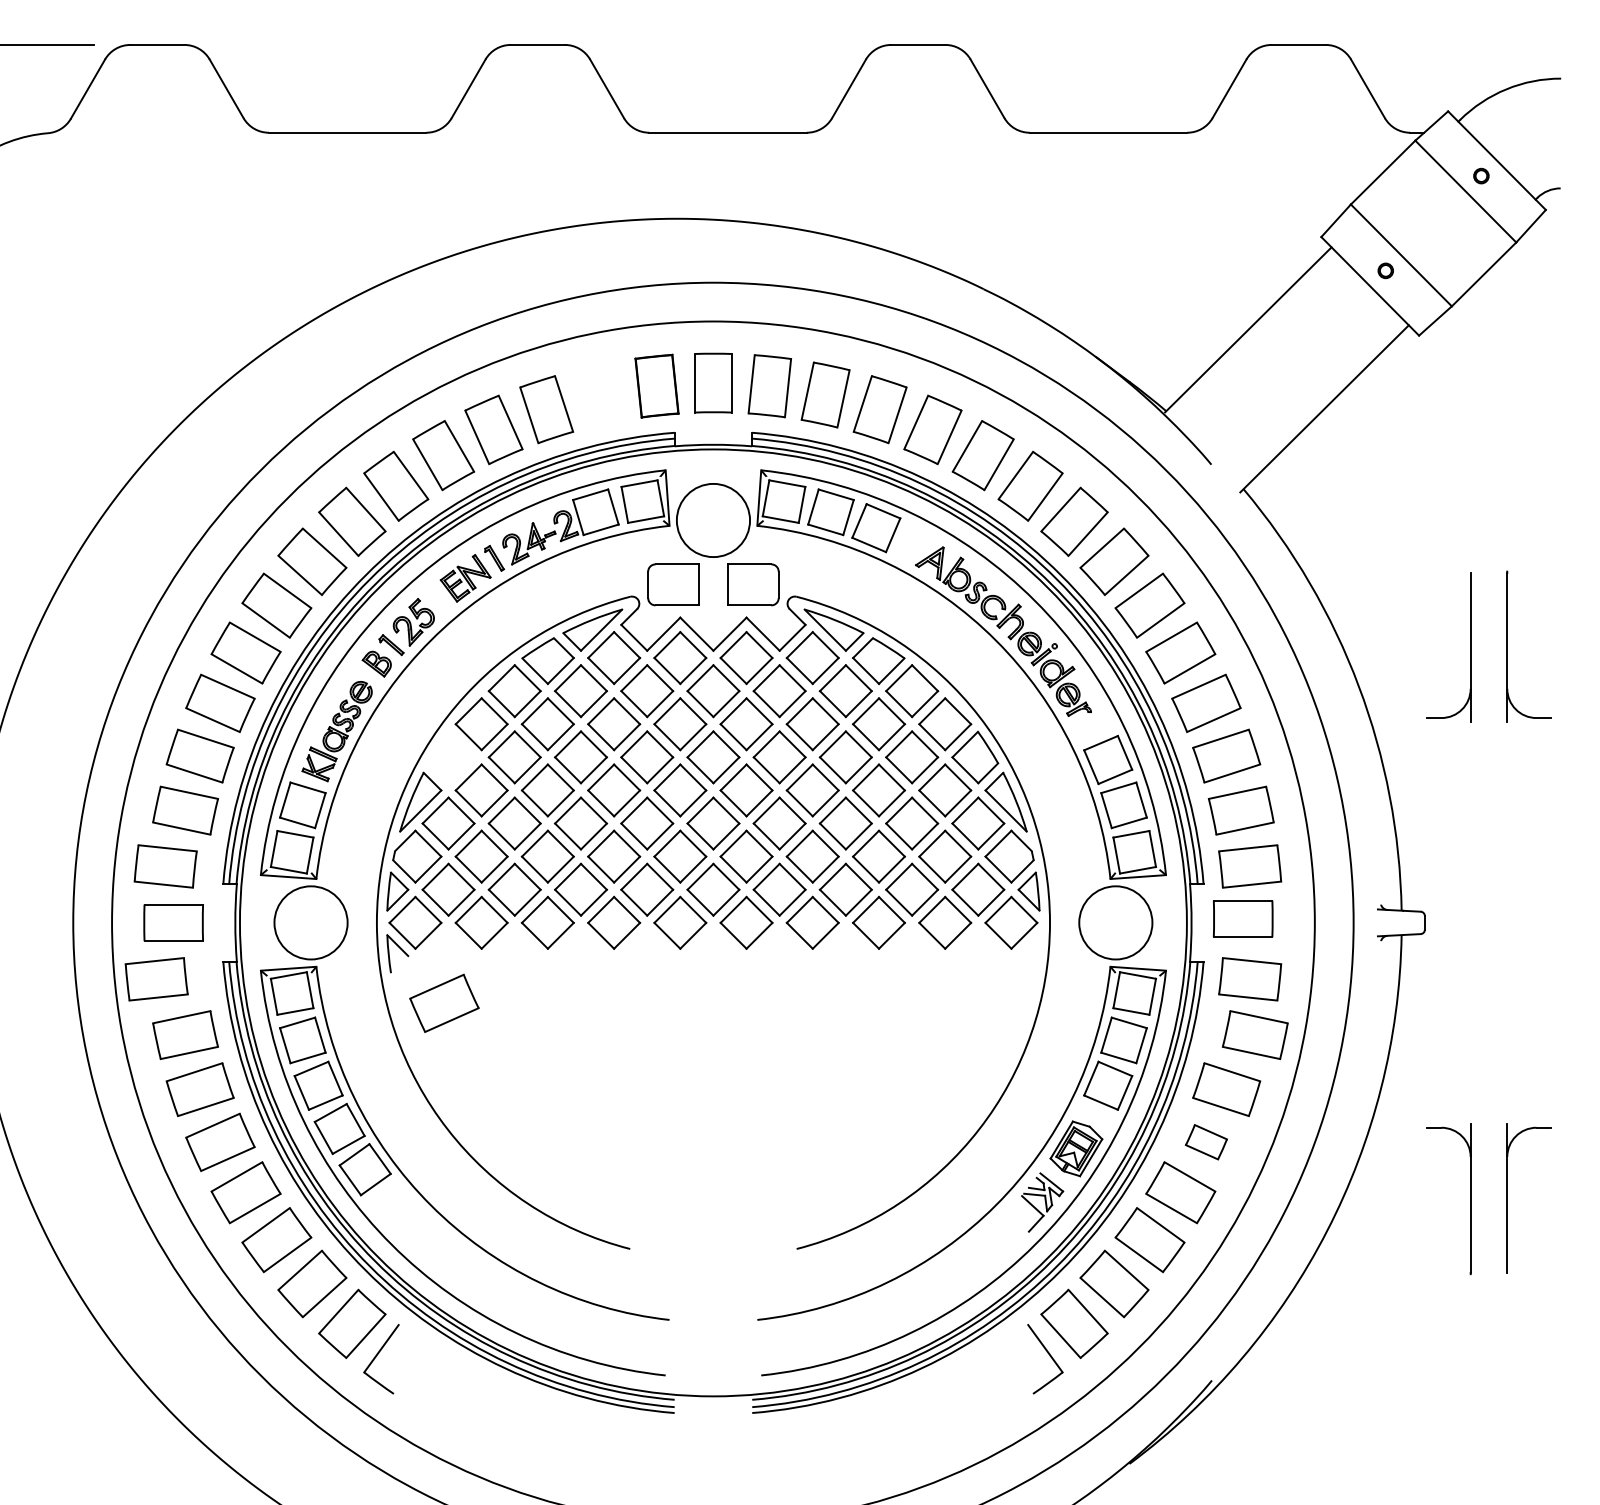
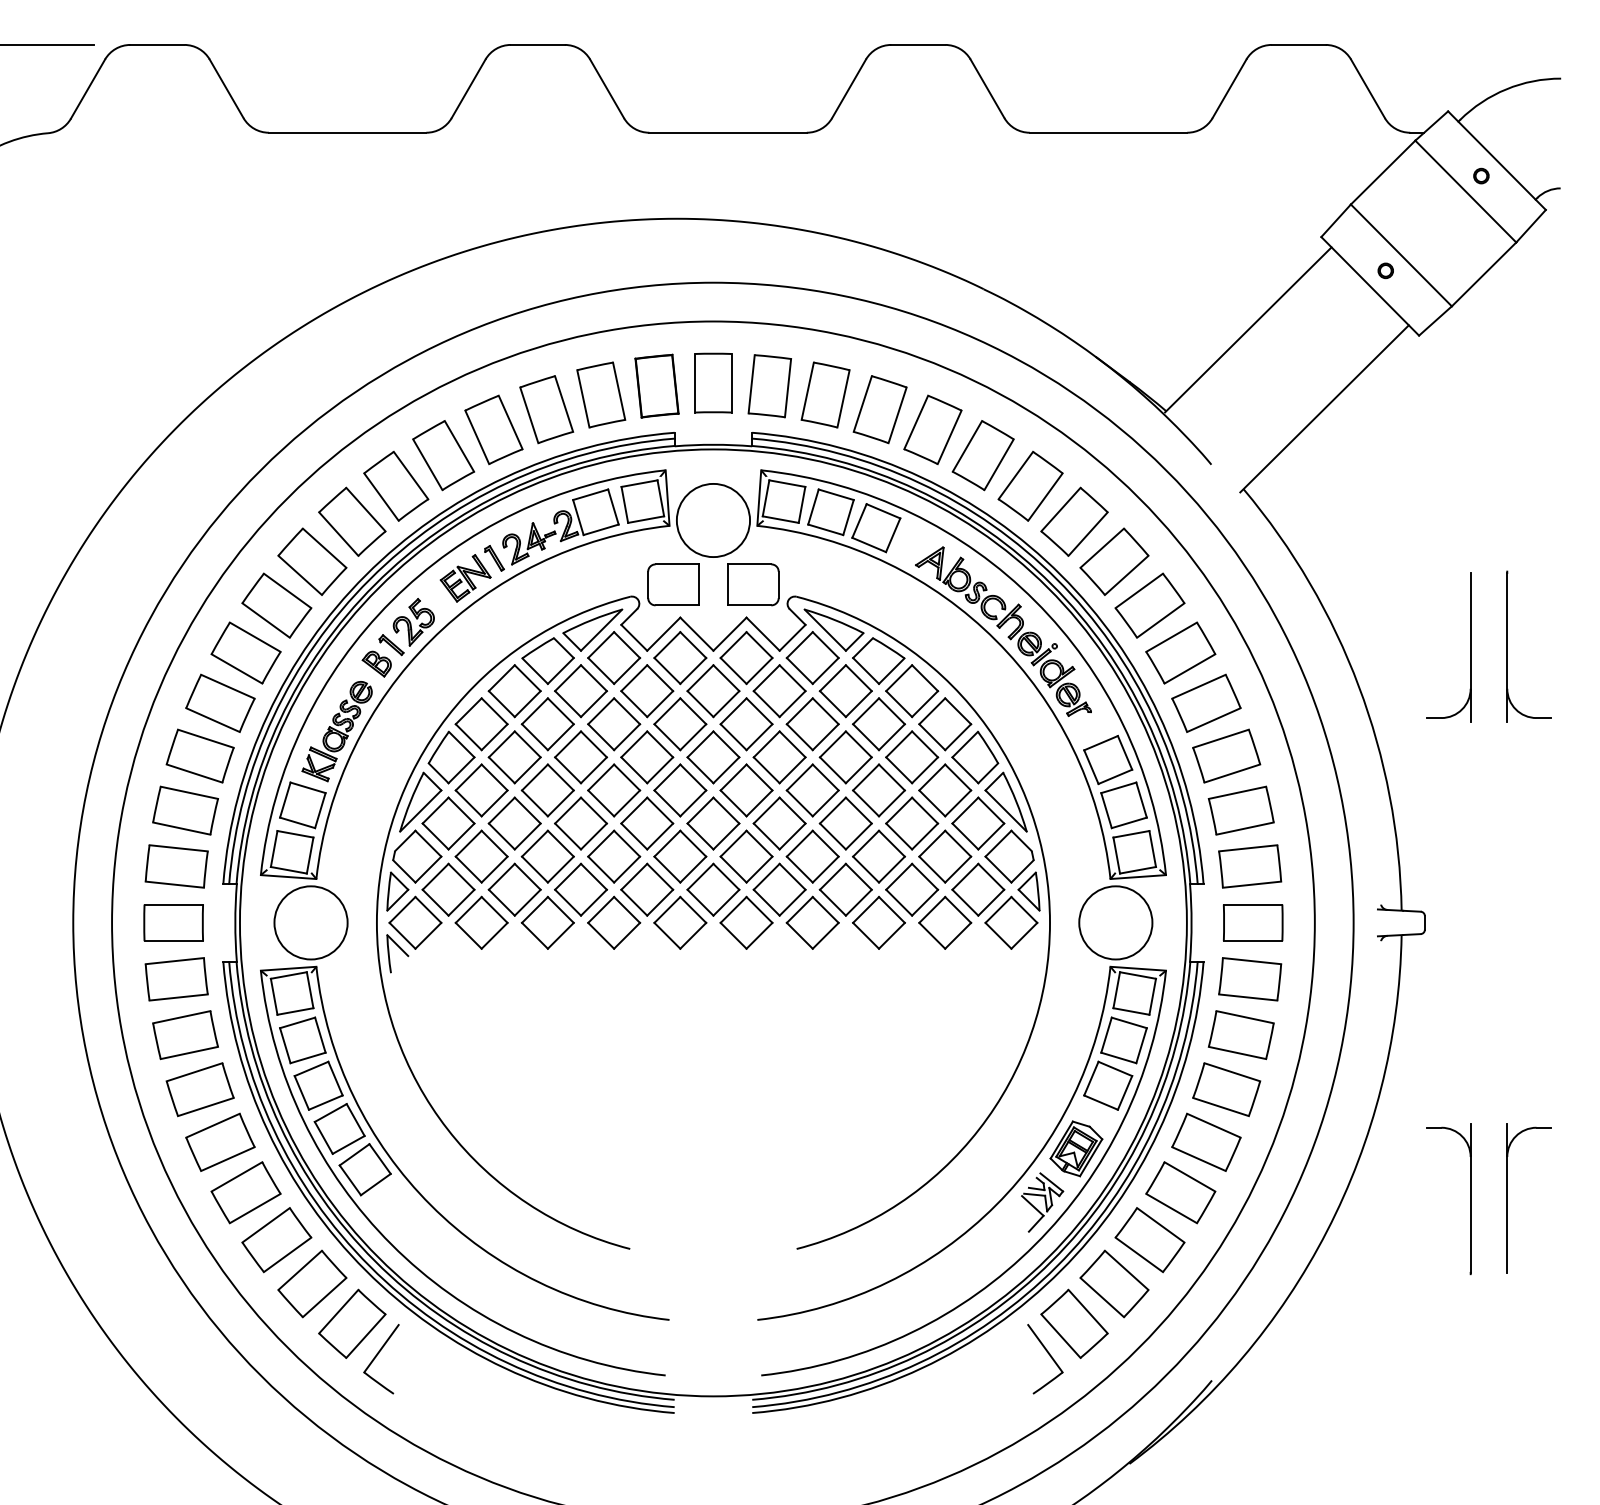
part: none -> present (601, 394)
part: none -> present (451, 757)
part position: (165, 866) -> (176, 866) (176, 866)
part position: (1242, 918) -> (1252, 922) (1252, 922)
part position: (156, 979) -> (176, 979) (176, 979)
part: present -> none (444, 1002)
part position: (1254, 1034) -> (1240, 1034) (1240, 1034)
part size: 44x37 px -> 71x60 px (1206, 1141)
